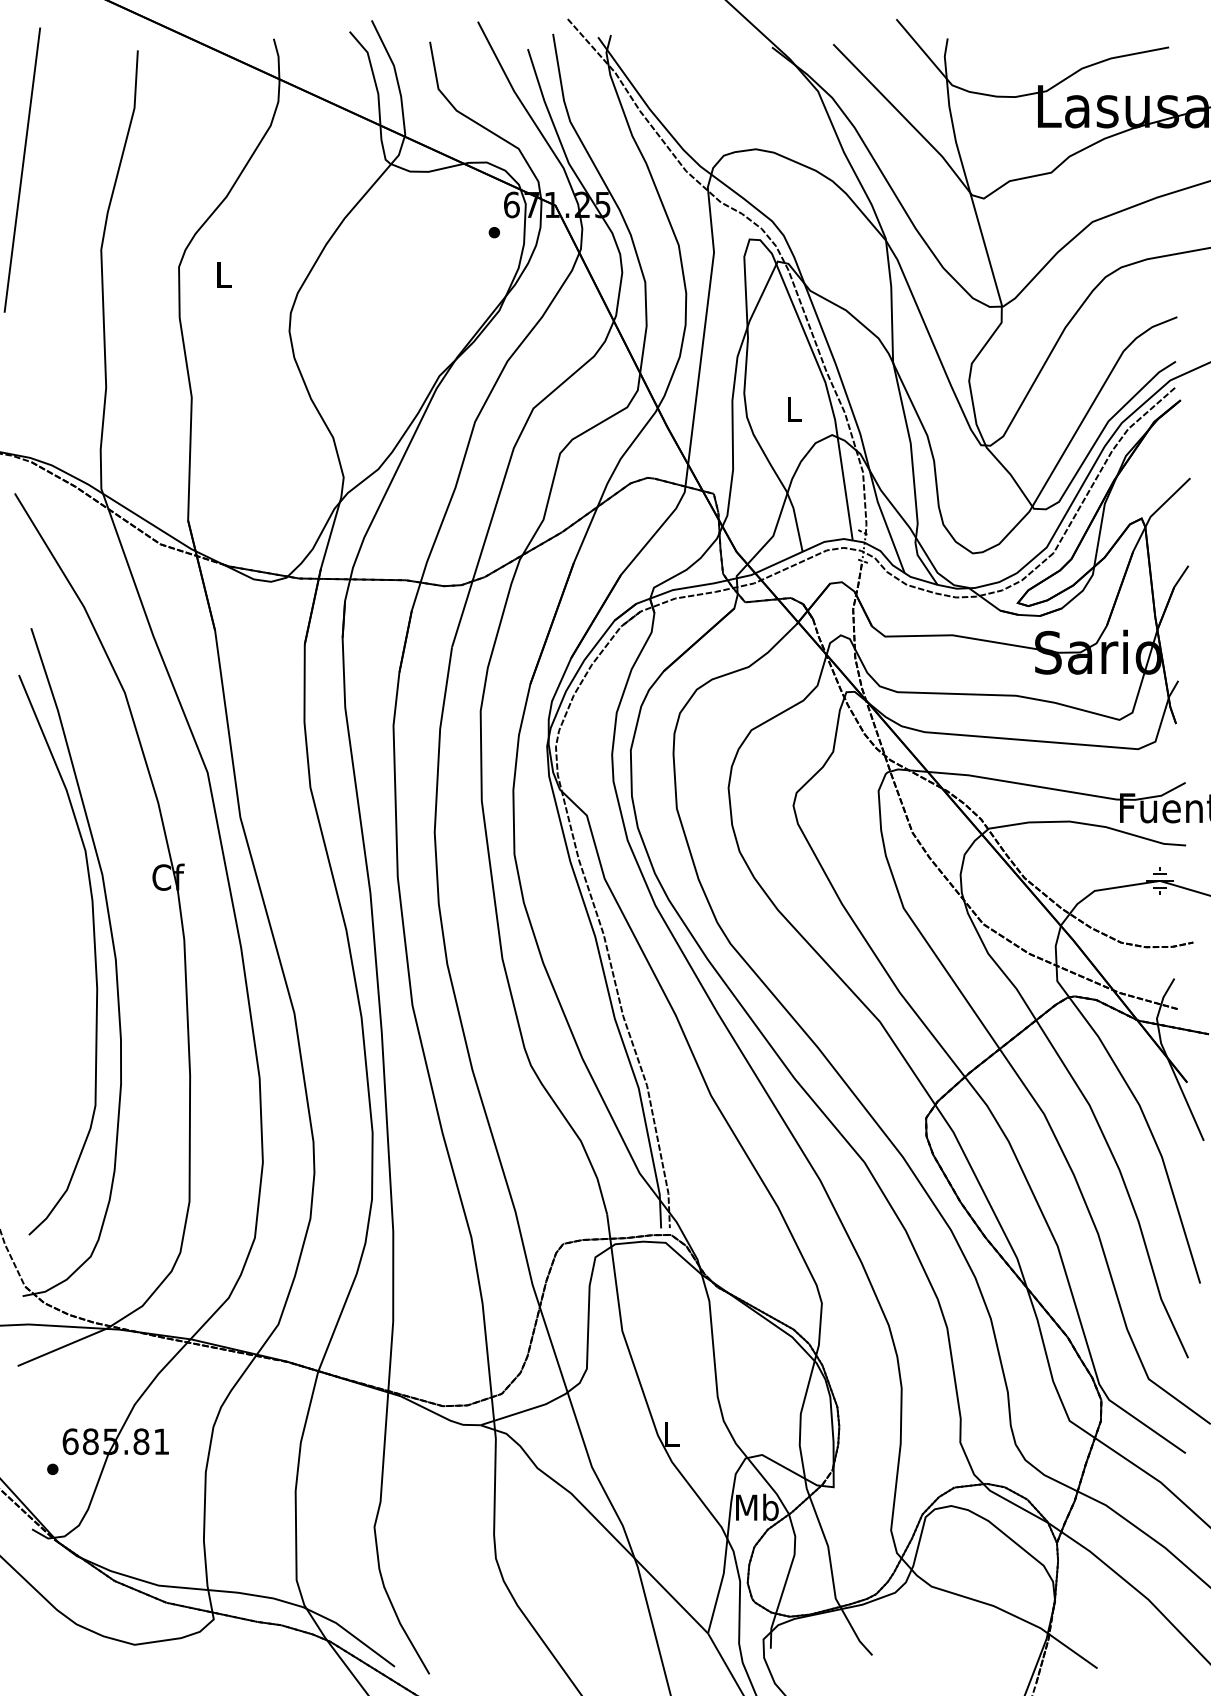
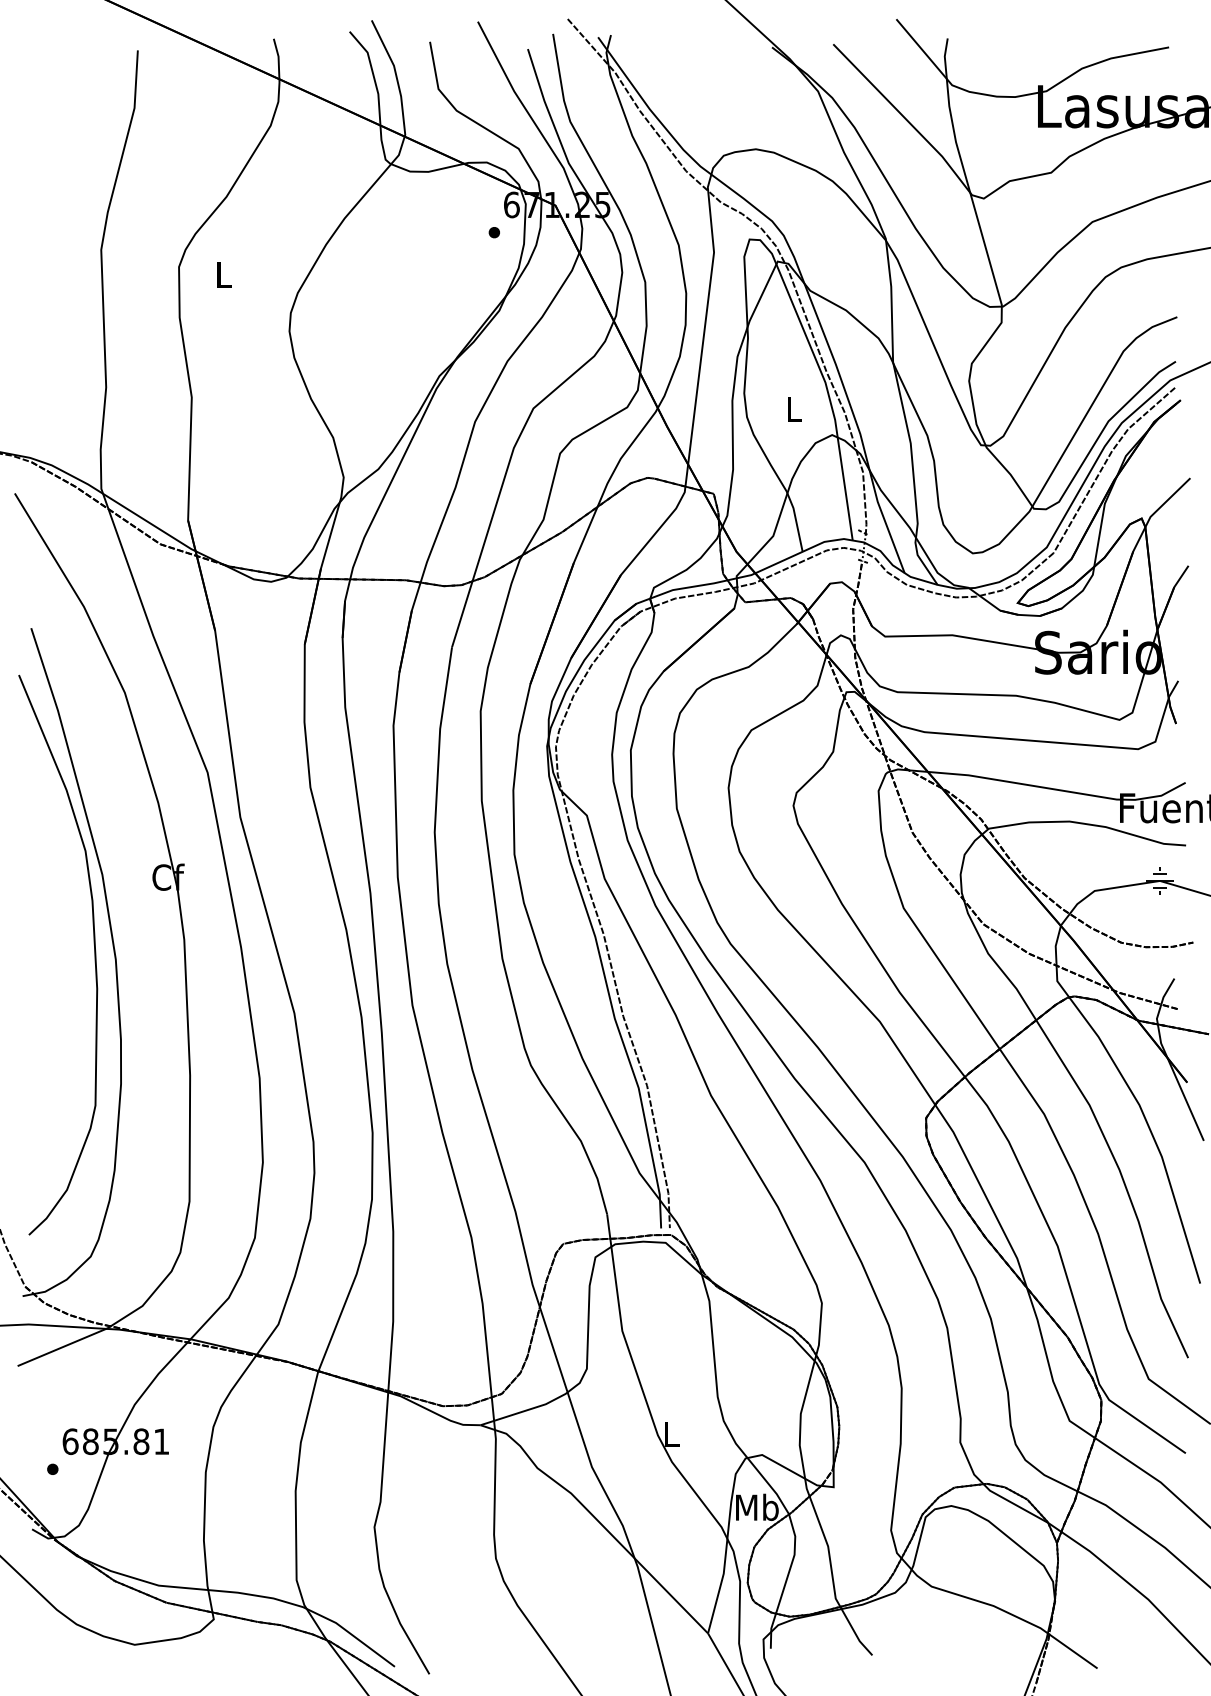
line: present -> none (21, 169)
